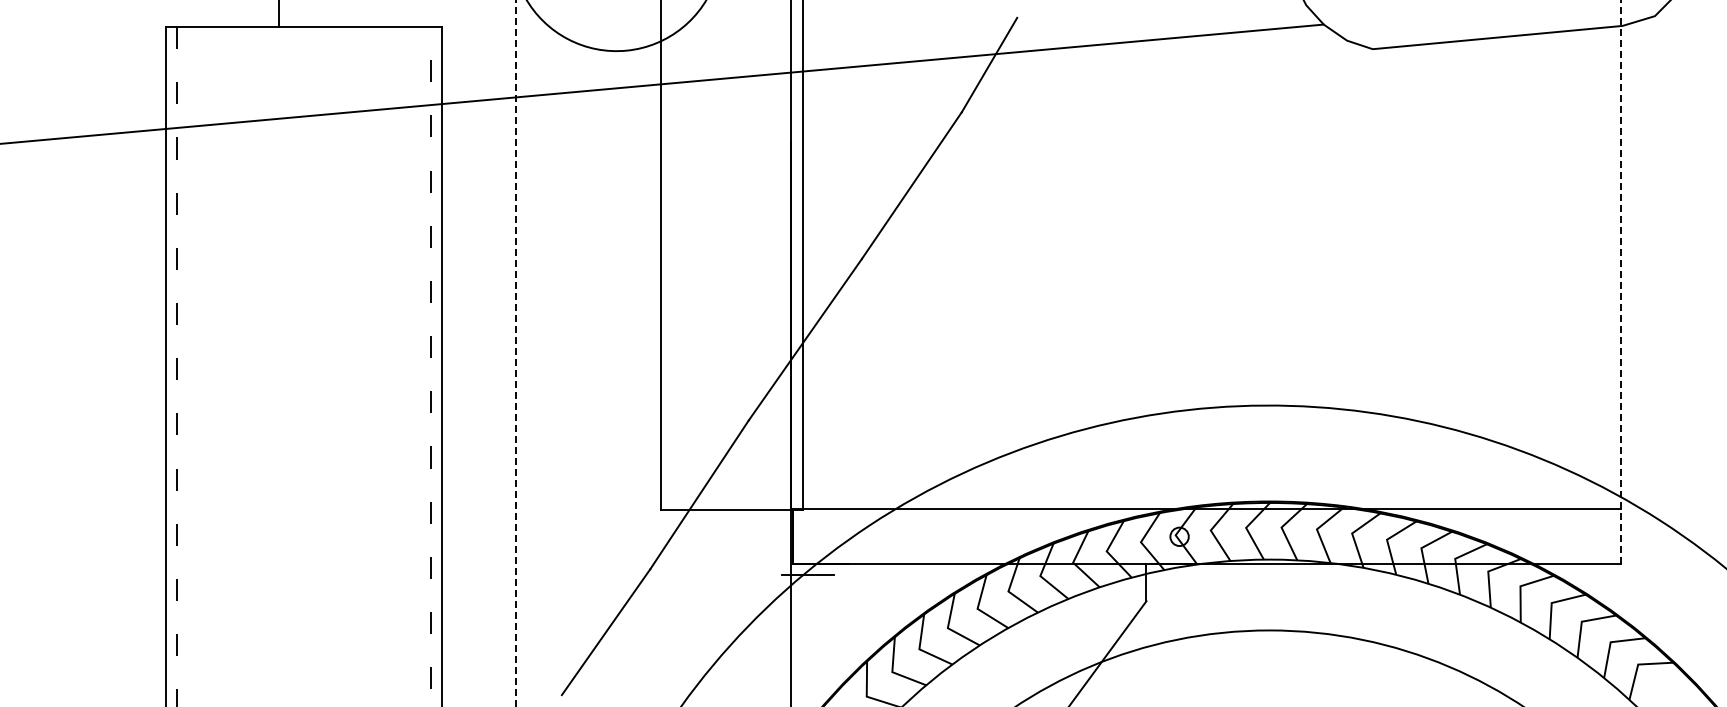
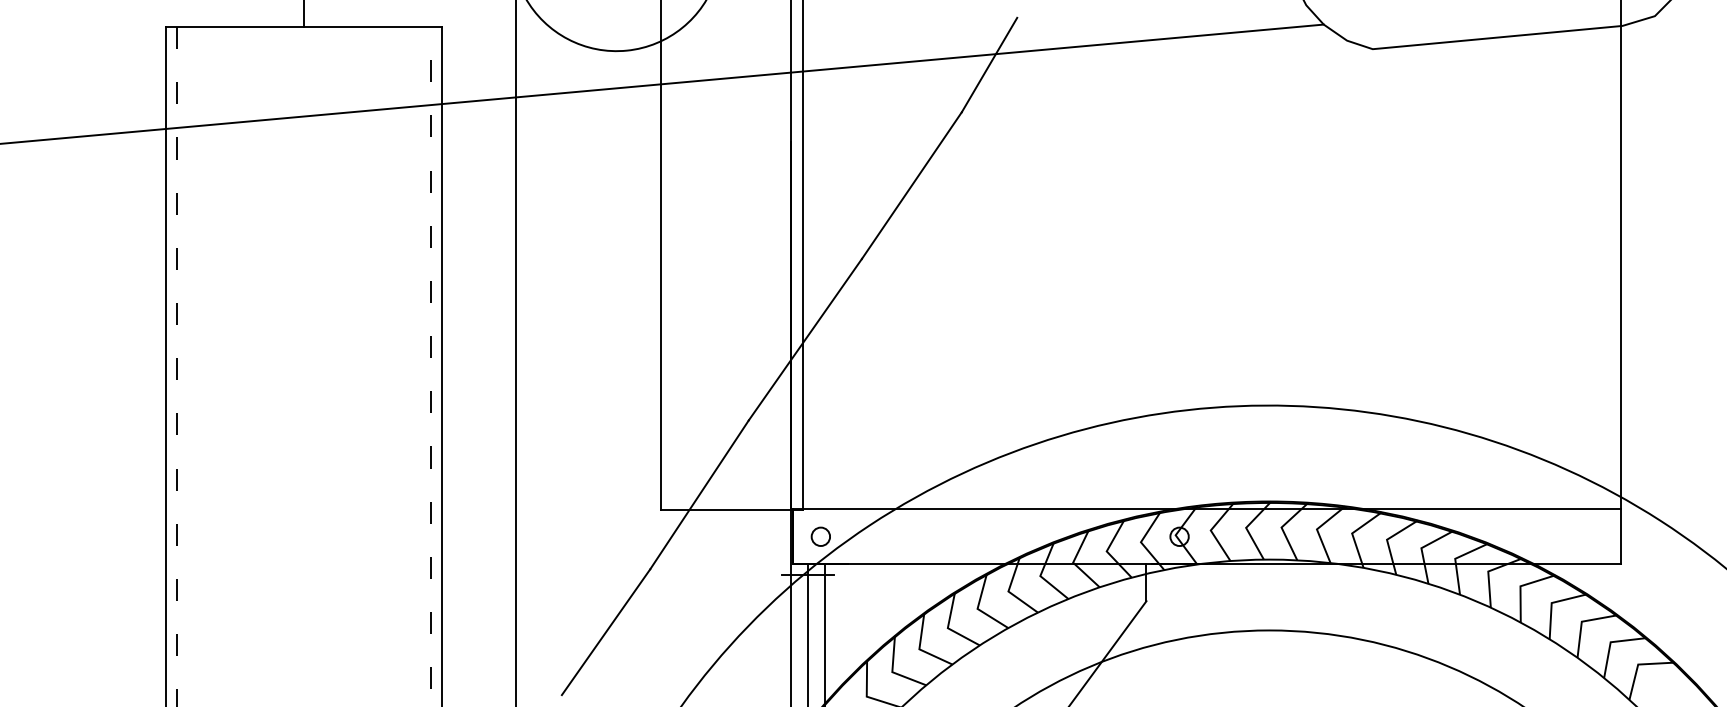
line position: (278, 14) -> (303, 14) (303, 14)
line: dashed -> solid (1621, 281)
line: dashed -> solid (515, 353)
circle: none -> present (820, 536)
line: none -> present (808, 633)
line: none -> present (824, 633)
